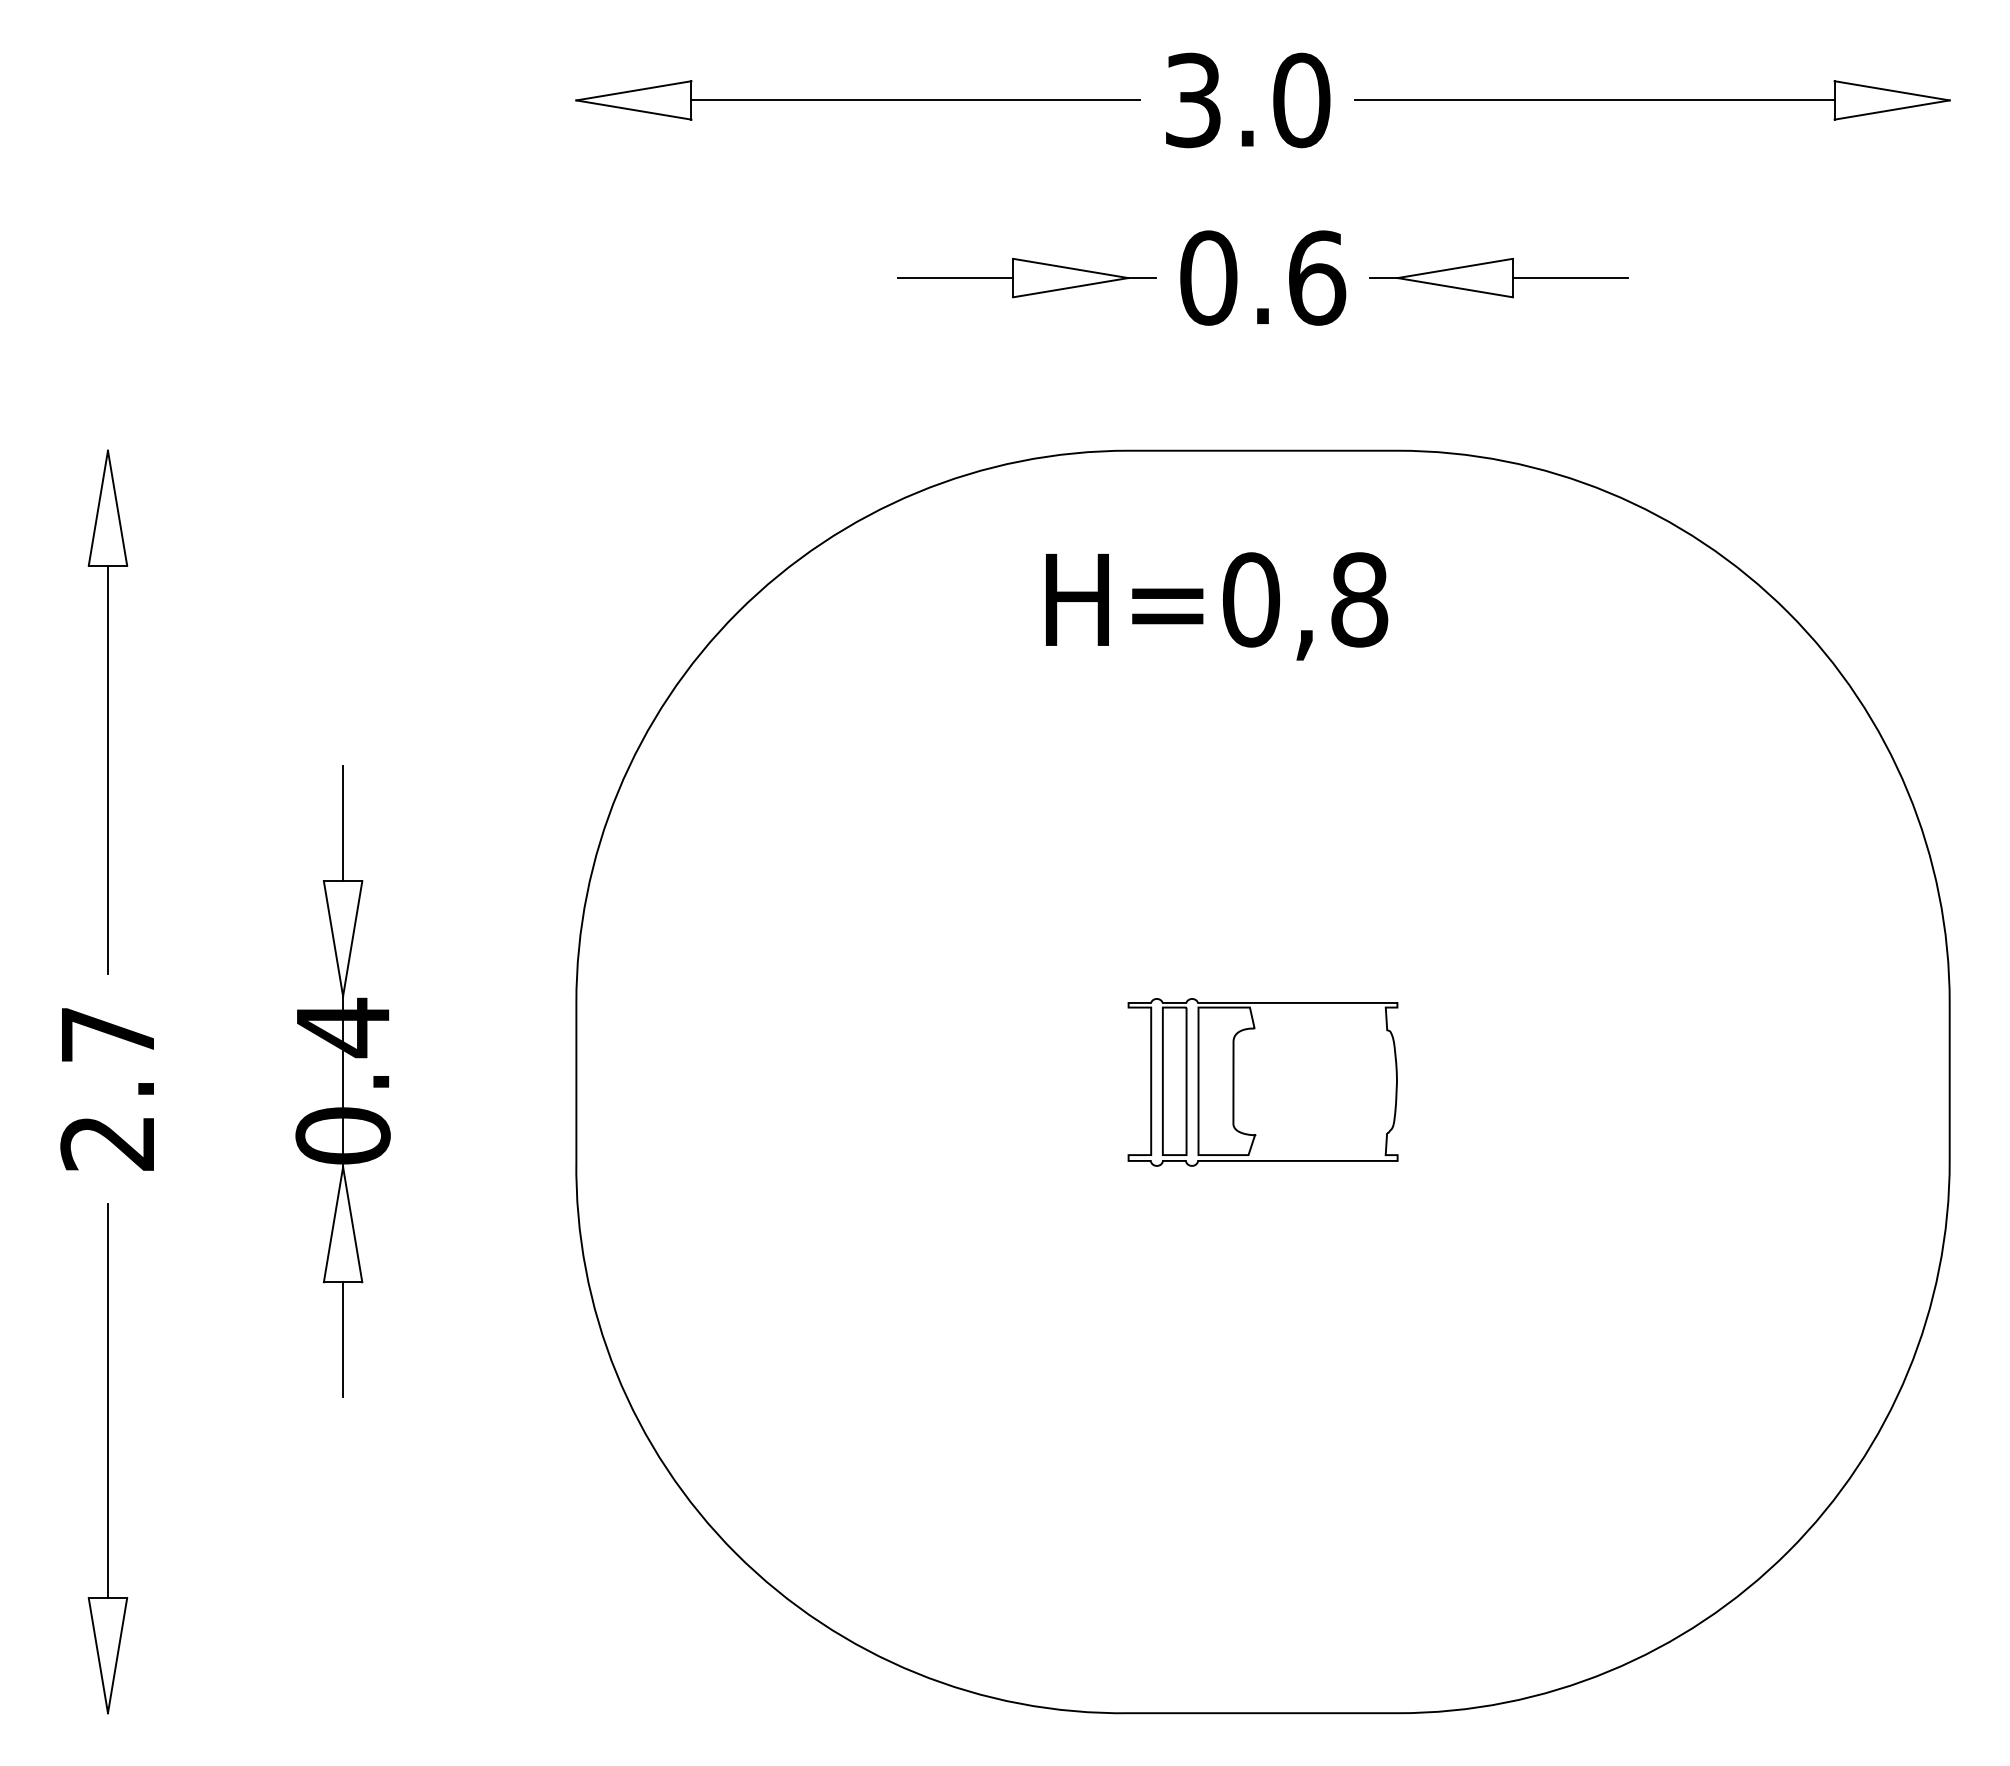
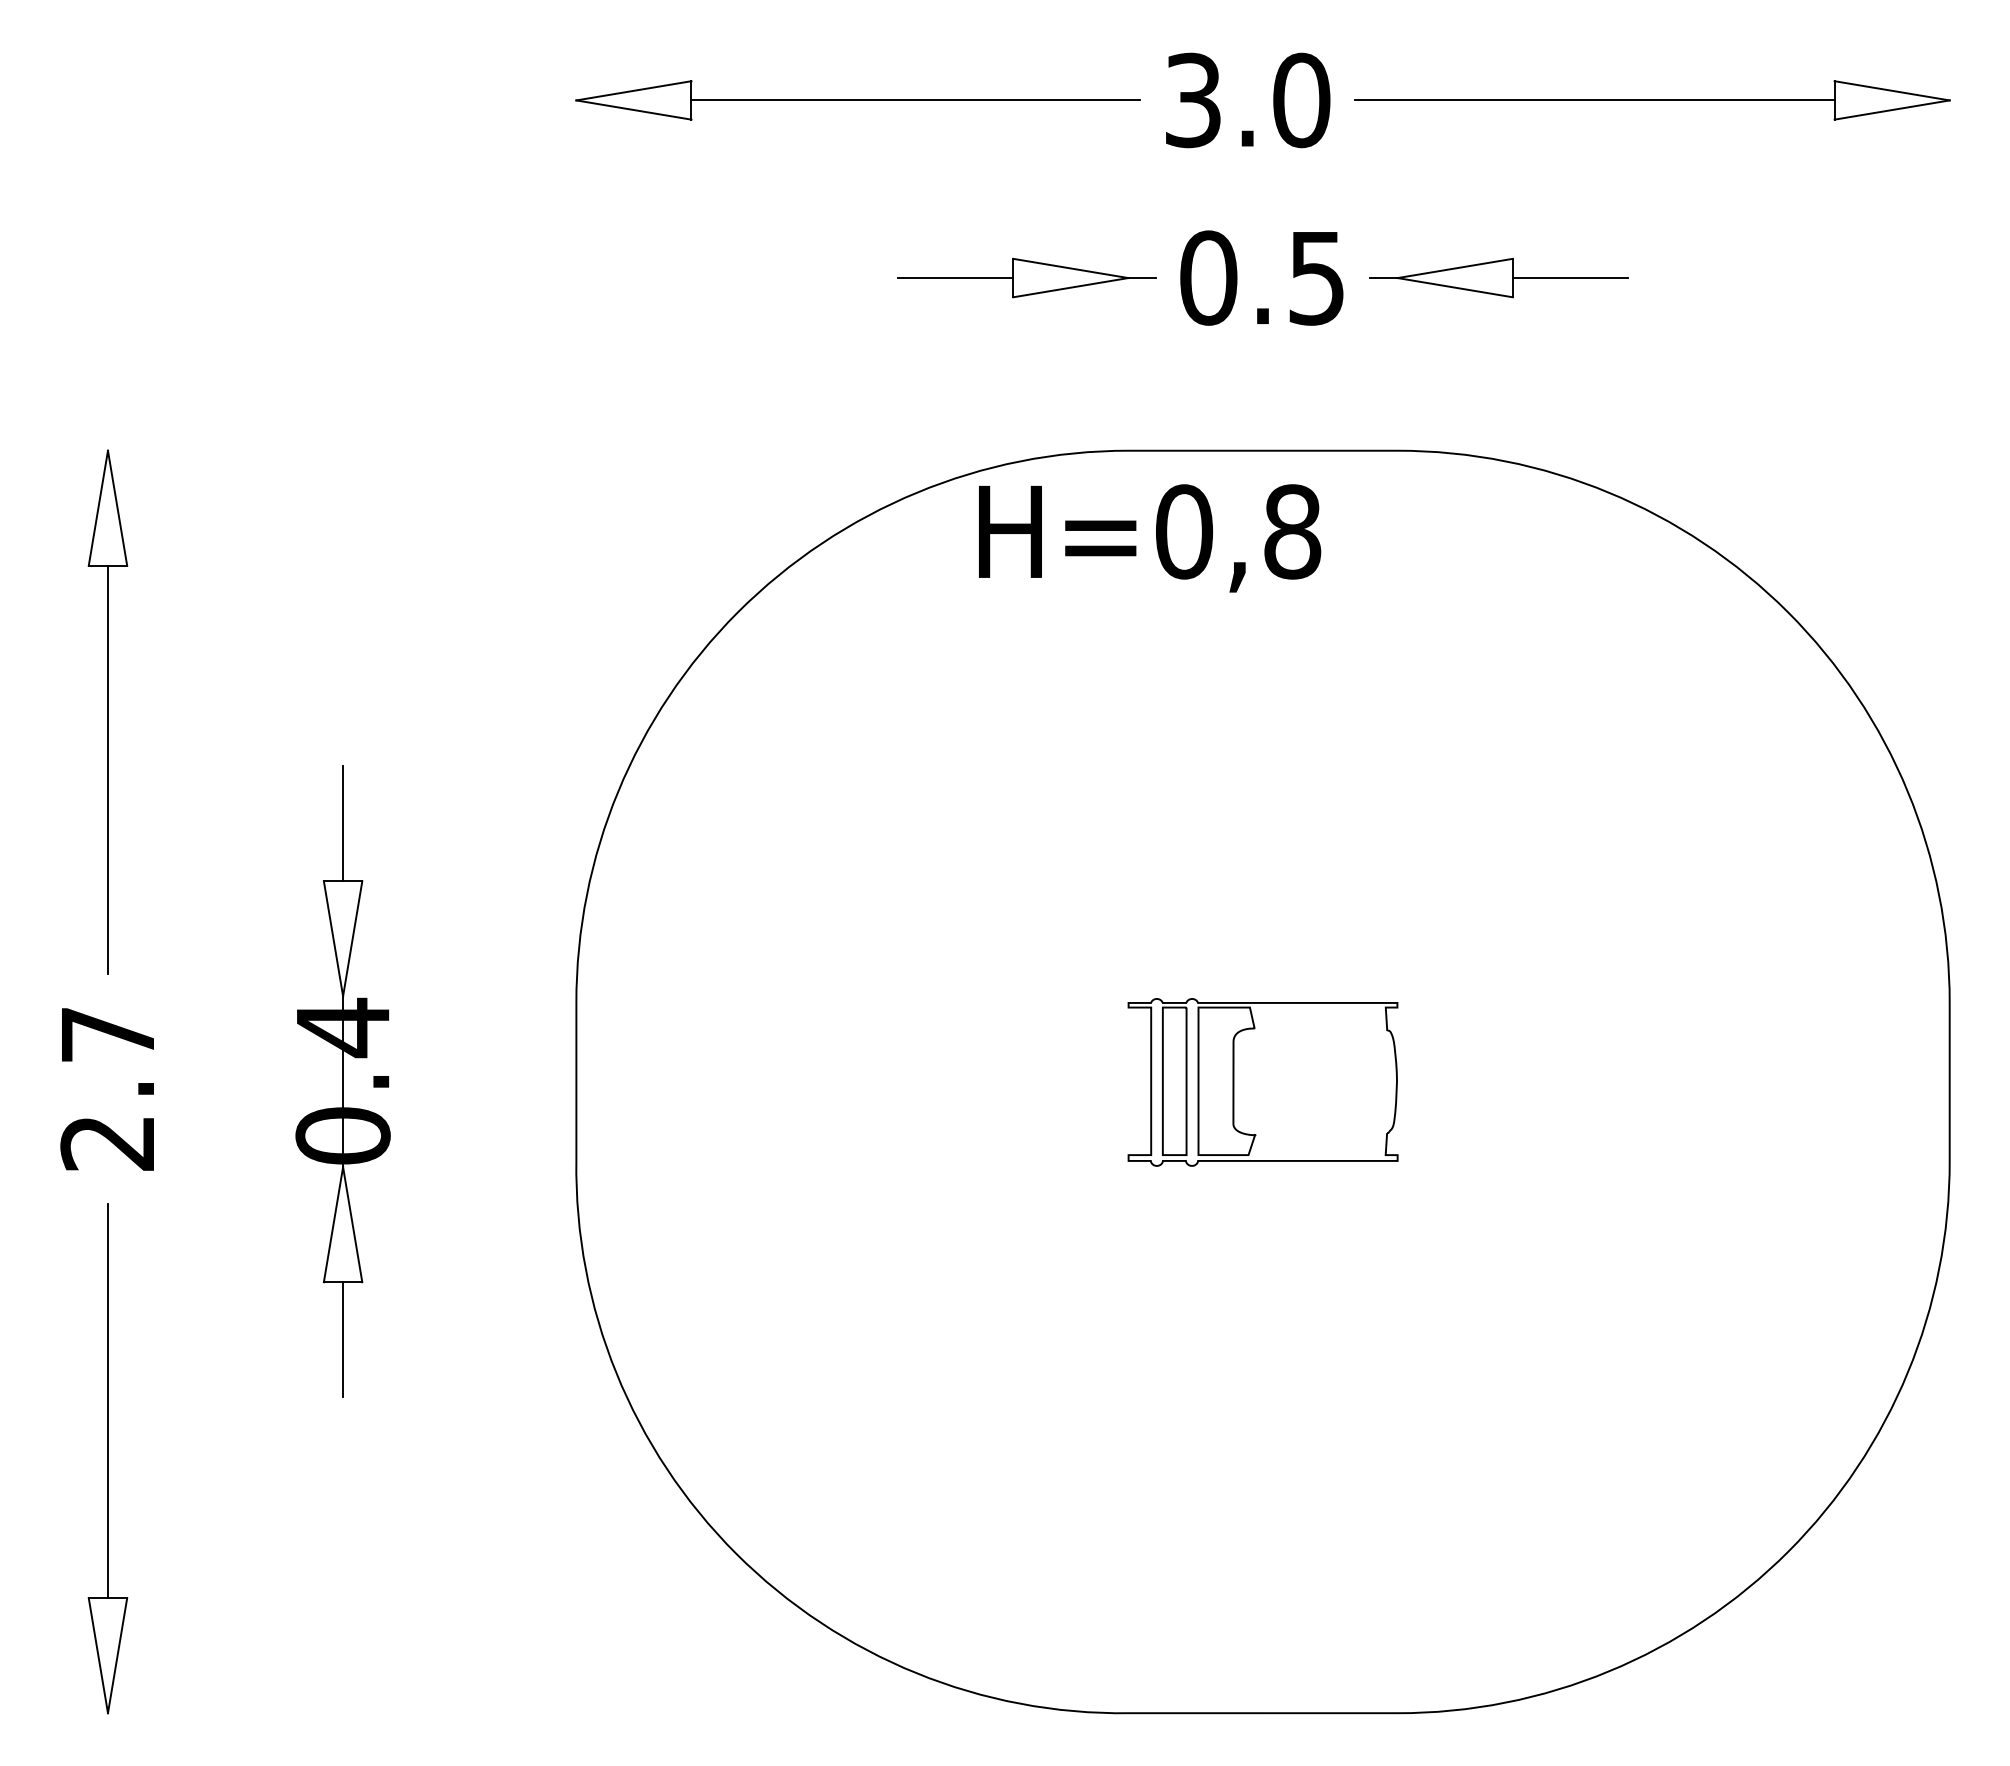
text: 0.6 -> 0.5 (1317, 277)
text position: (1217, 606) -> (1150, 538) (1150, 538)
